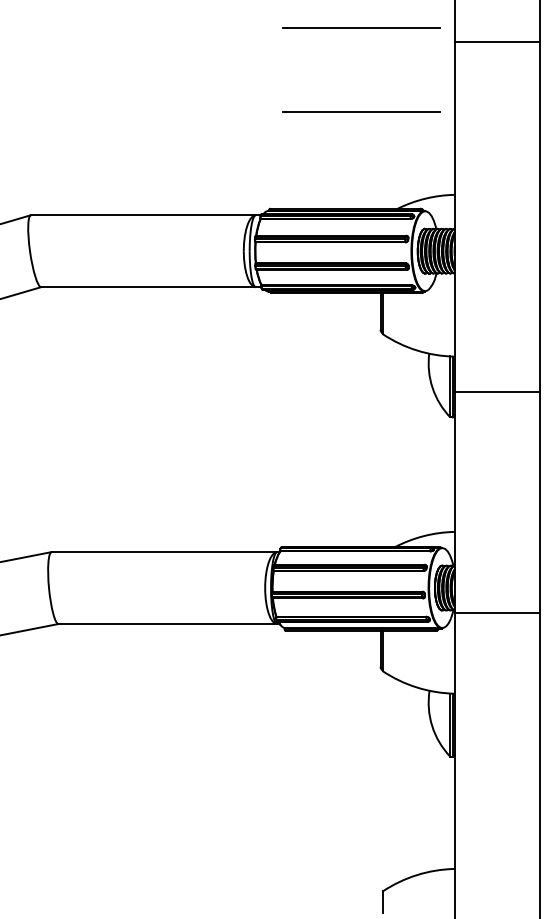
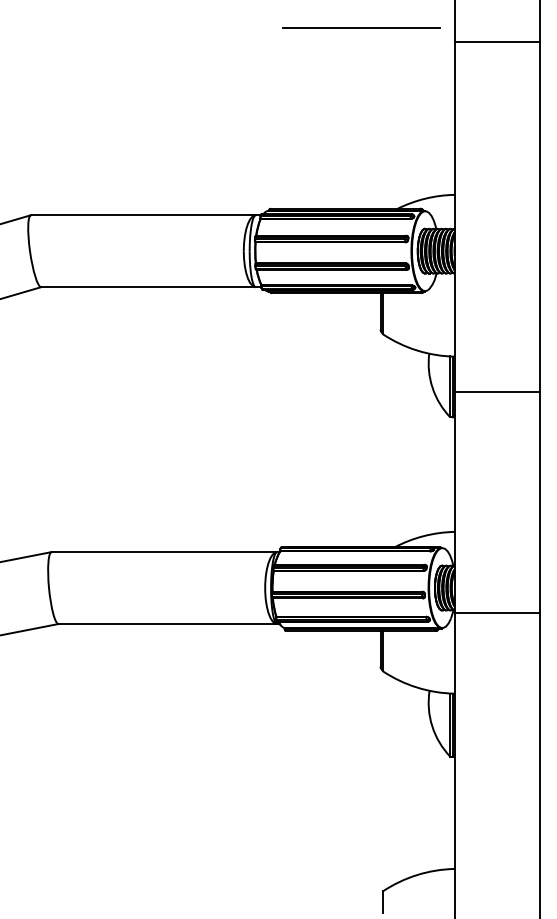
line: present -> none (361, 111)
